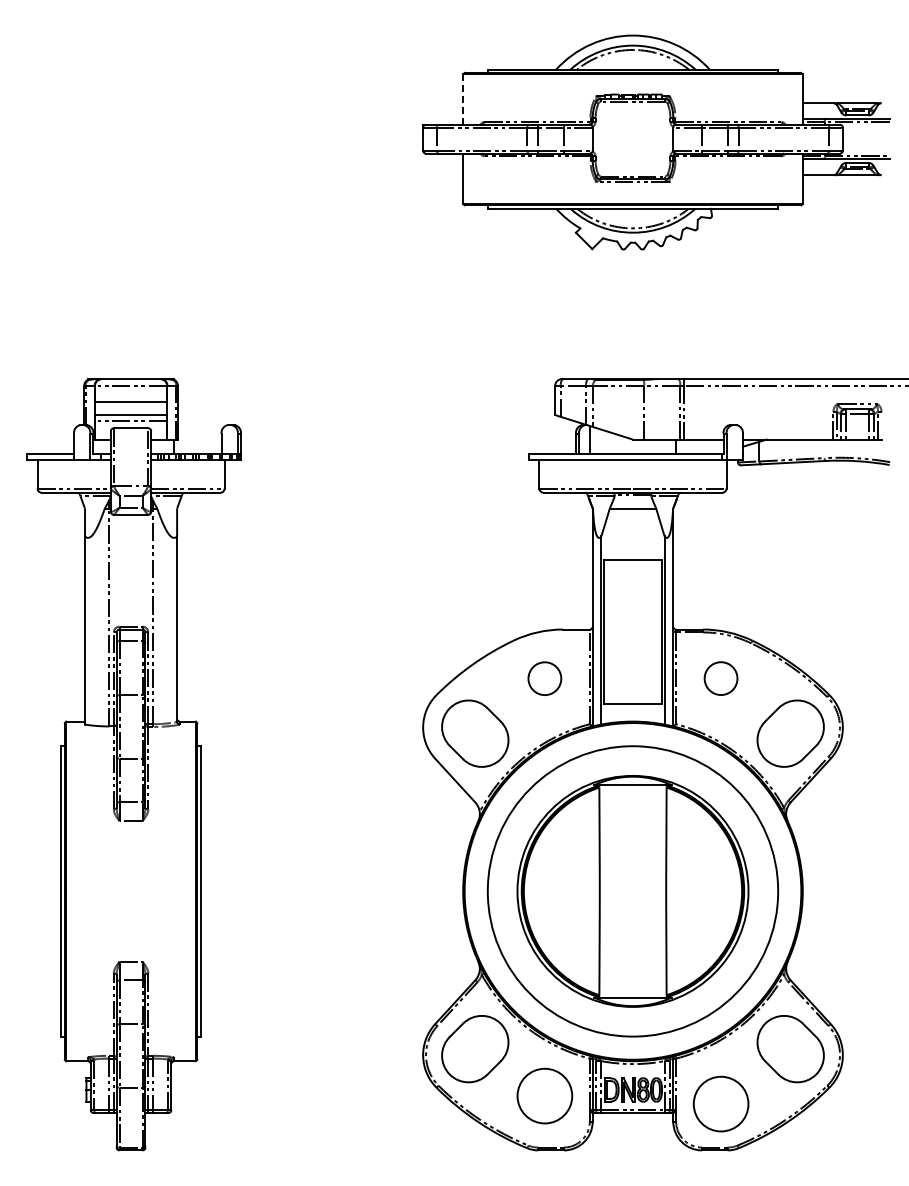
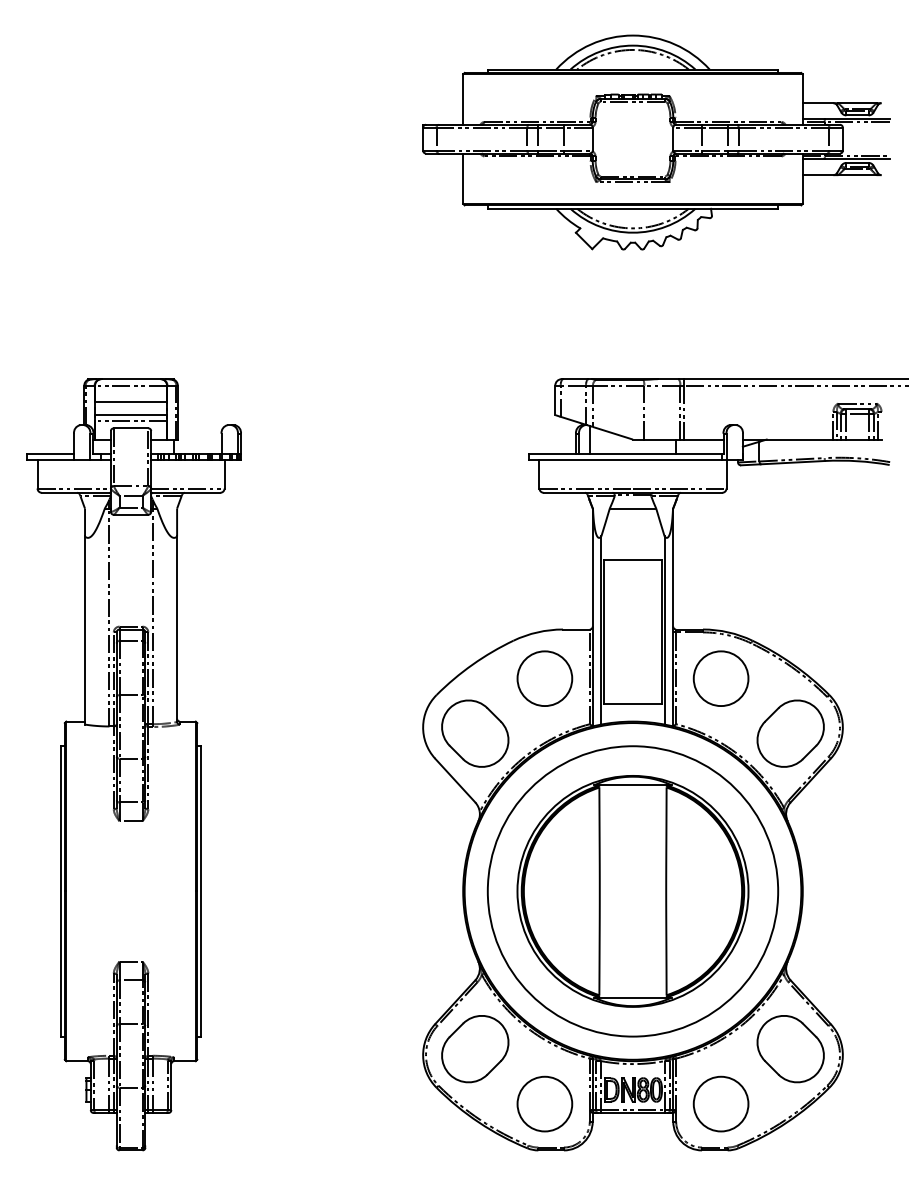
line: dashed -> solid (463, 100)
circle diameter: 33 px -> 55 px (544, 678)
circle size: 36x35 px -> 58x57 px (720, 678)
circle position: (544, 1095) -> (544, 1103) (544, 1103)
